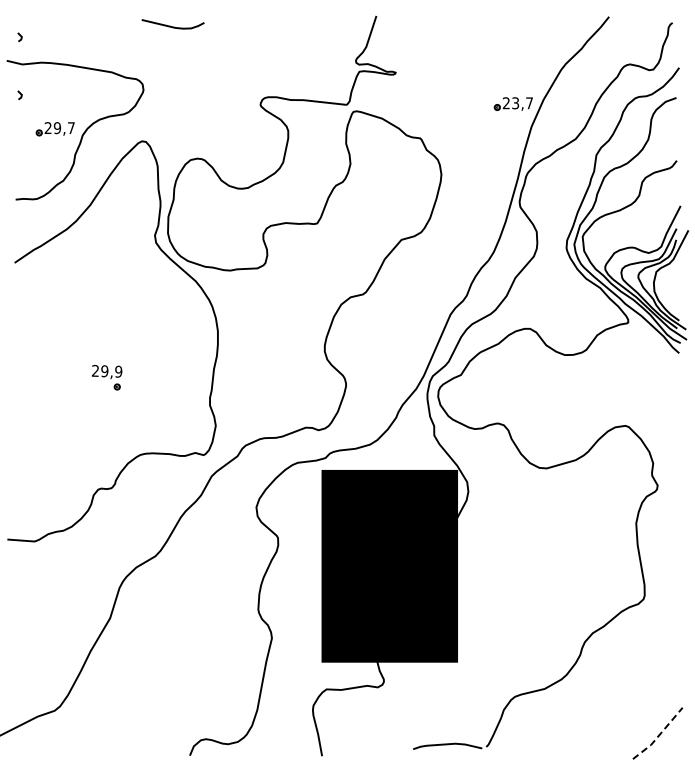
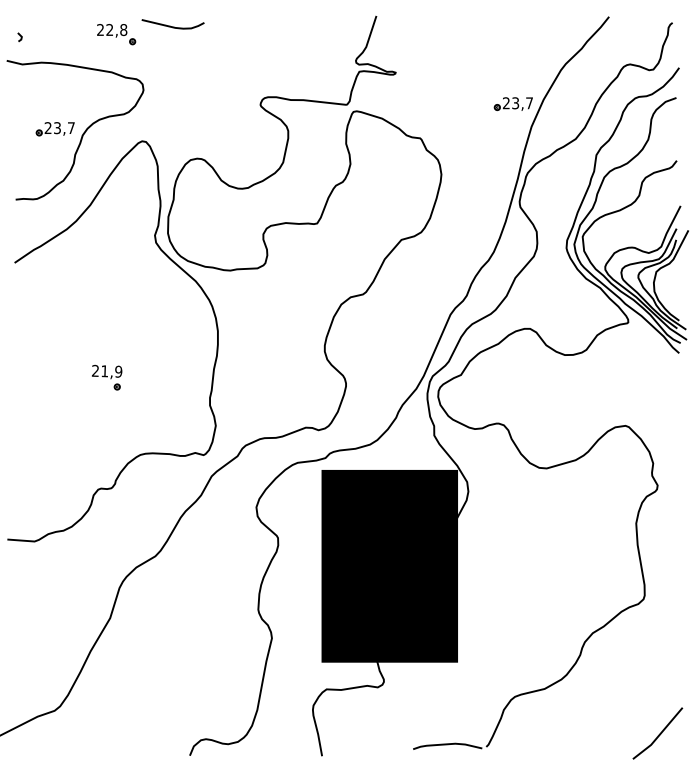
part: none -> present (116, 34)
line: present -> none (20, 95)
text: 29,7 -> 23,7 (57, 127)
text: 29,9 -> 21,9 (104, 371)
line: dashed -> solid (658, 735)
